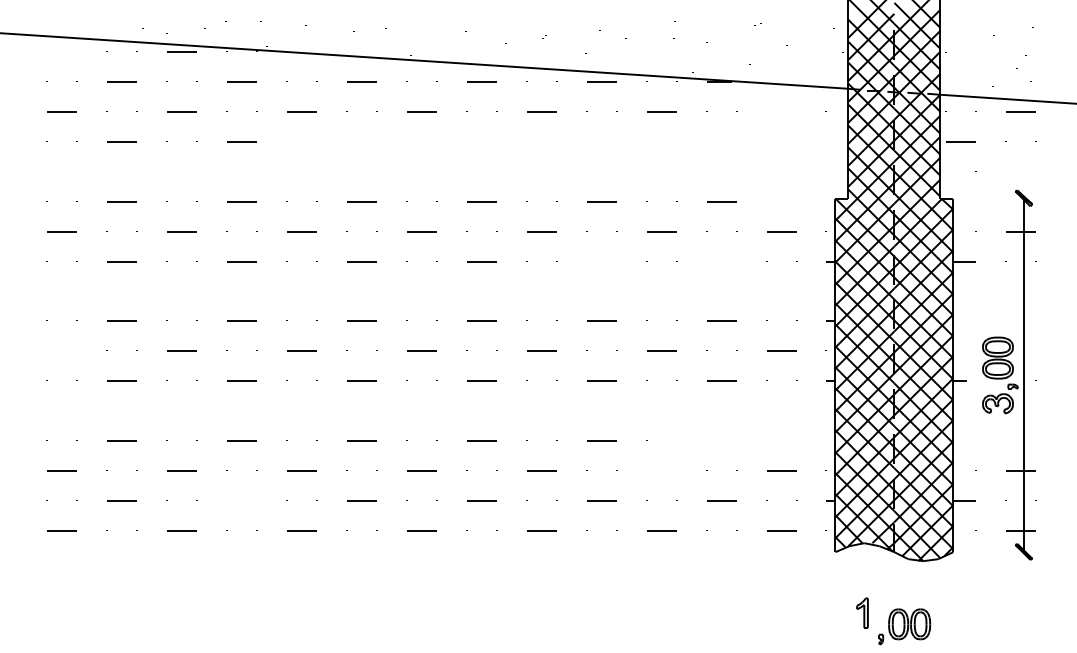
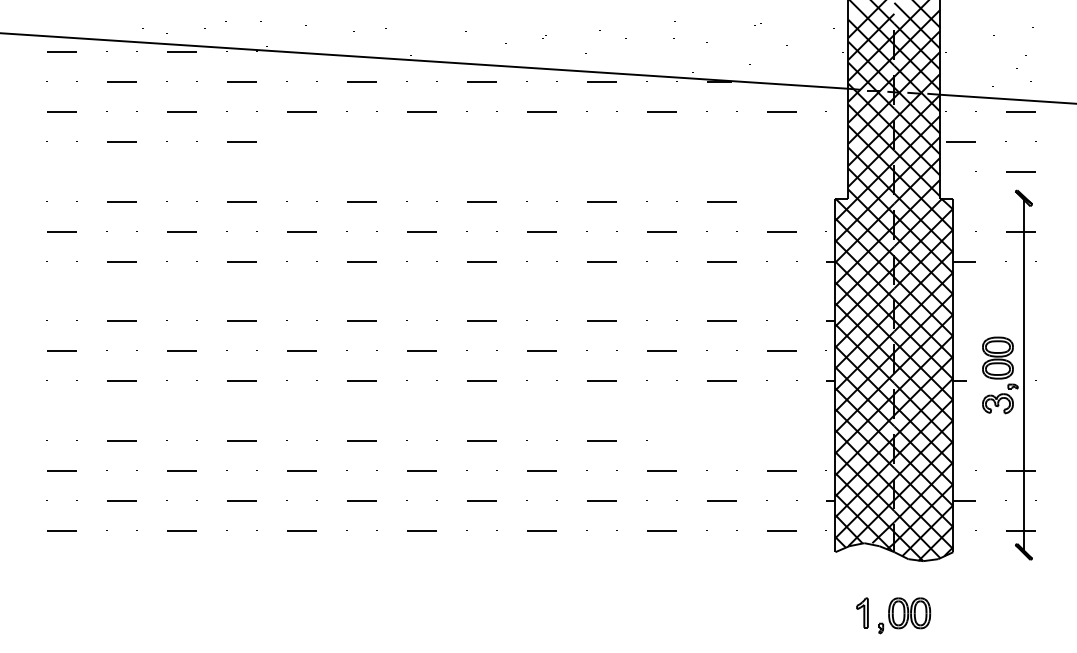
line: none -> present (61, 51)
line: none -> present (781, 111)
line: none -> present (1020, 171)
line: none -> present (601, 261)
line: none -> present (721, 261)
line: none -> present (61, 350)
line: none -> present (661, 470)
line: none -> present (241, 500)
part position: (904, 626) -> (904, 615) (904, 615)
